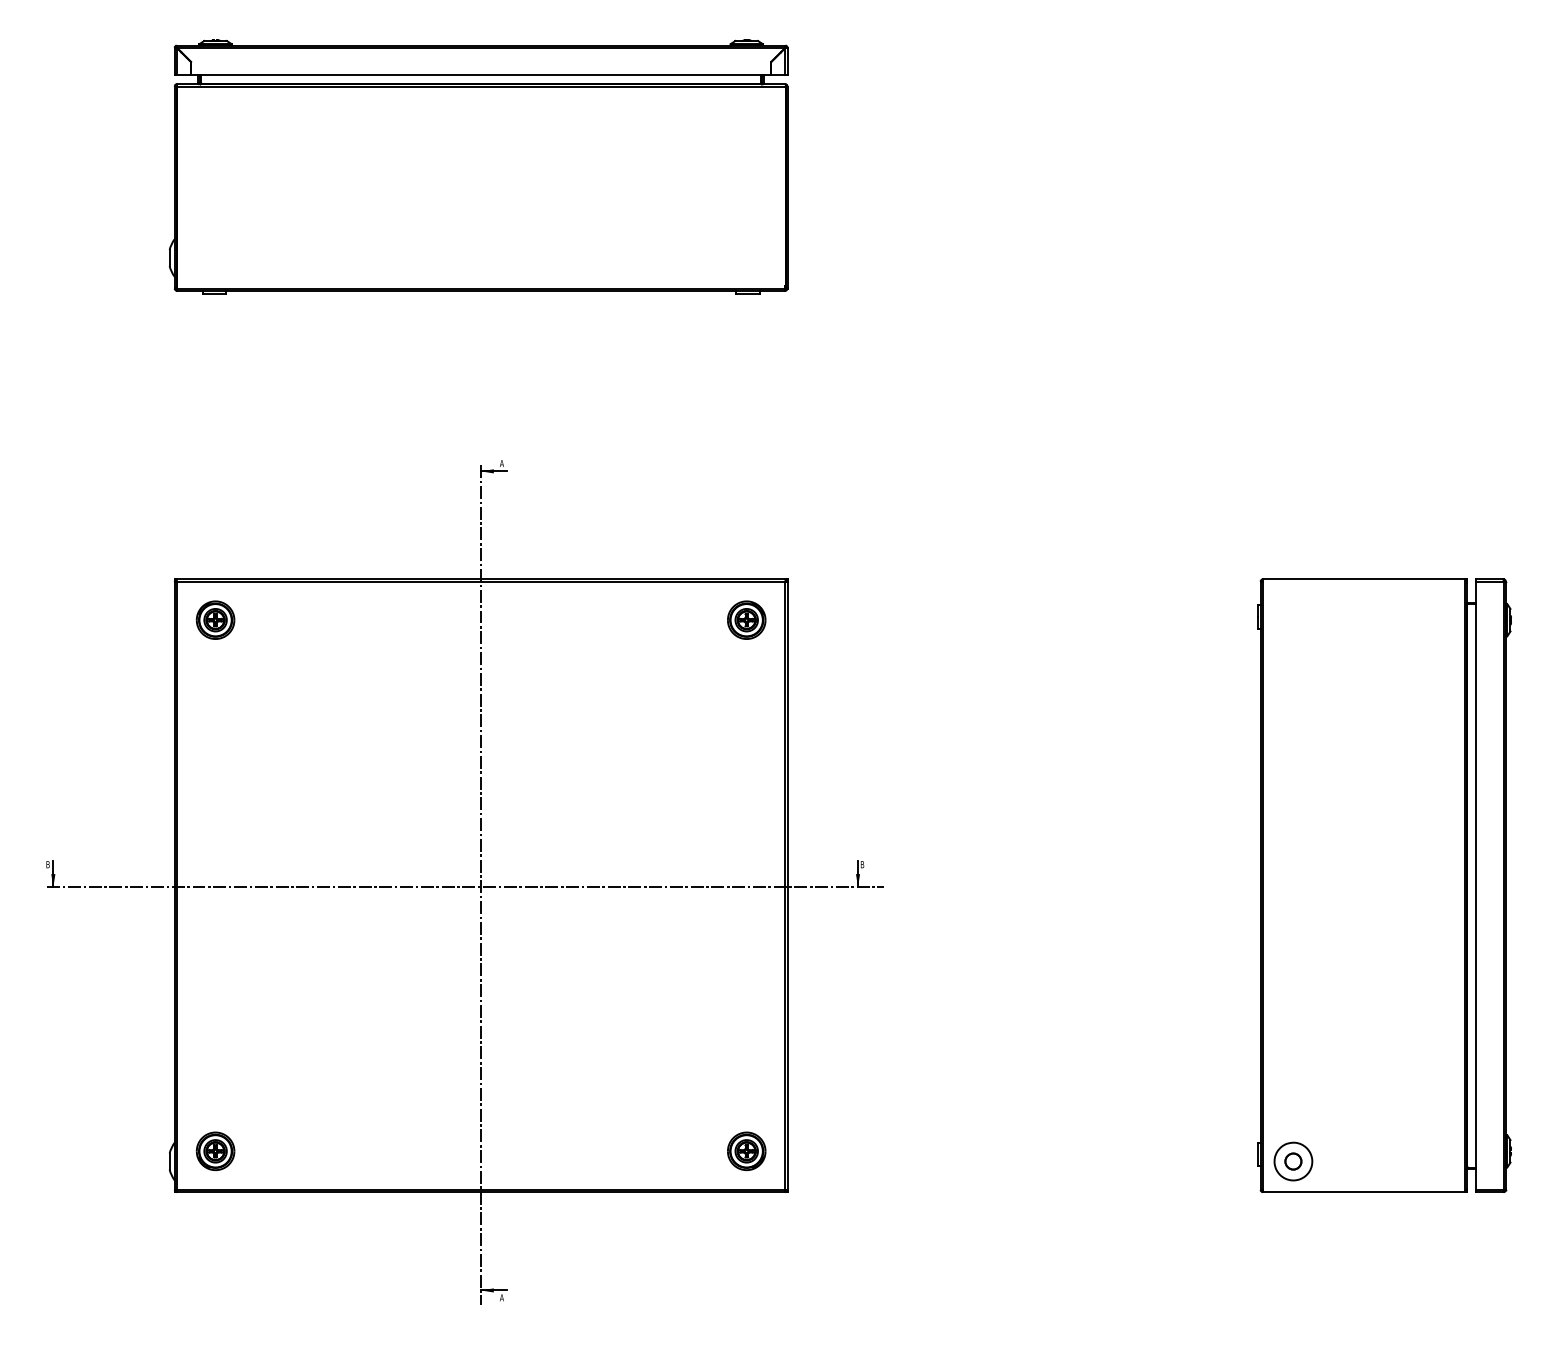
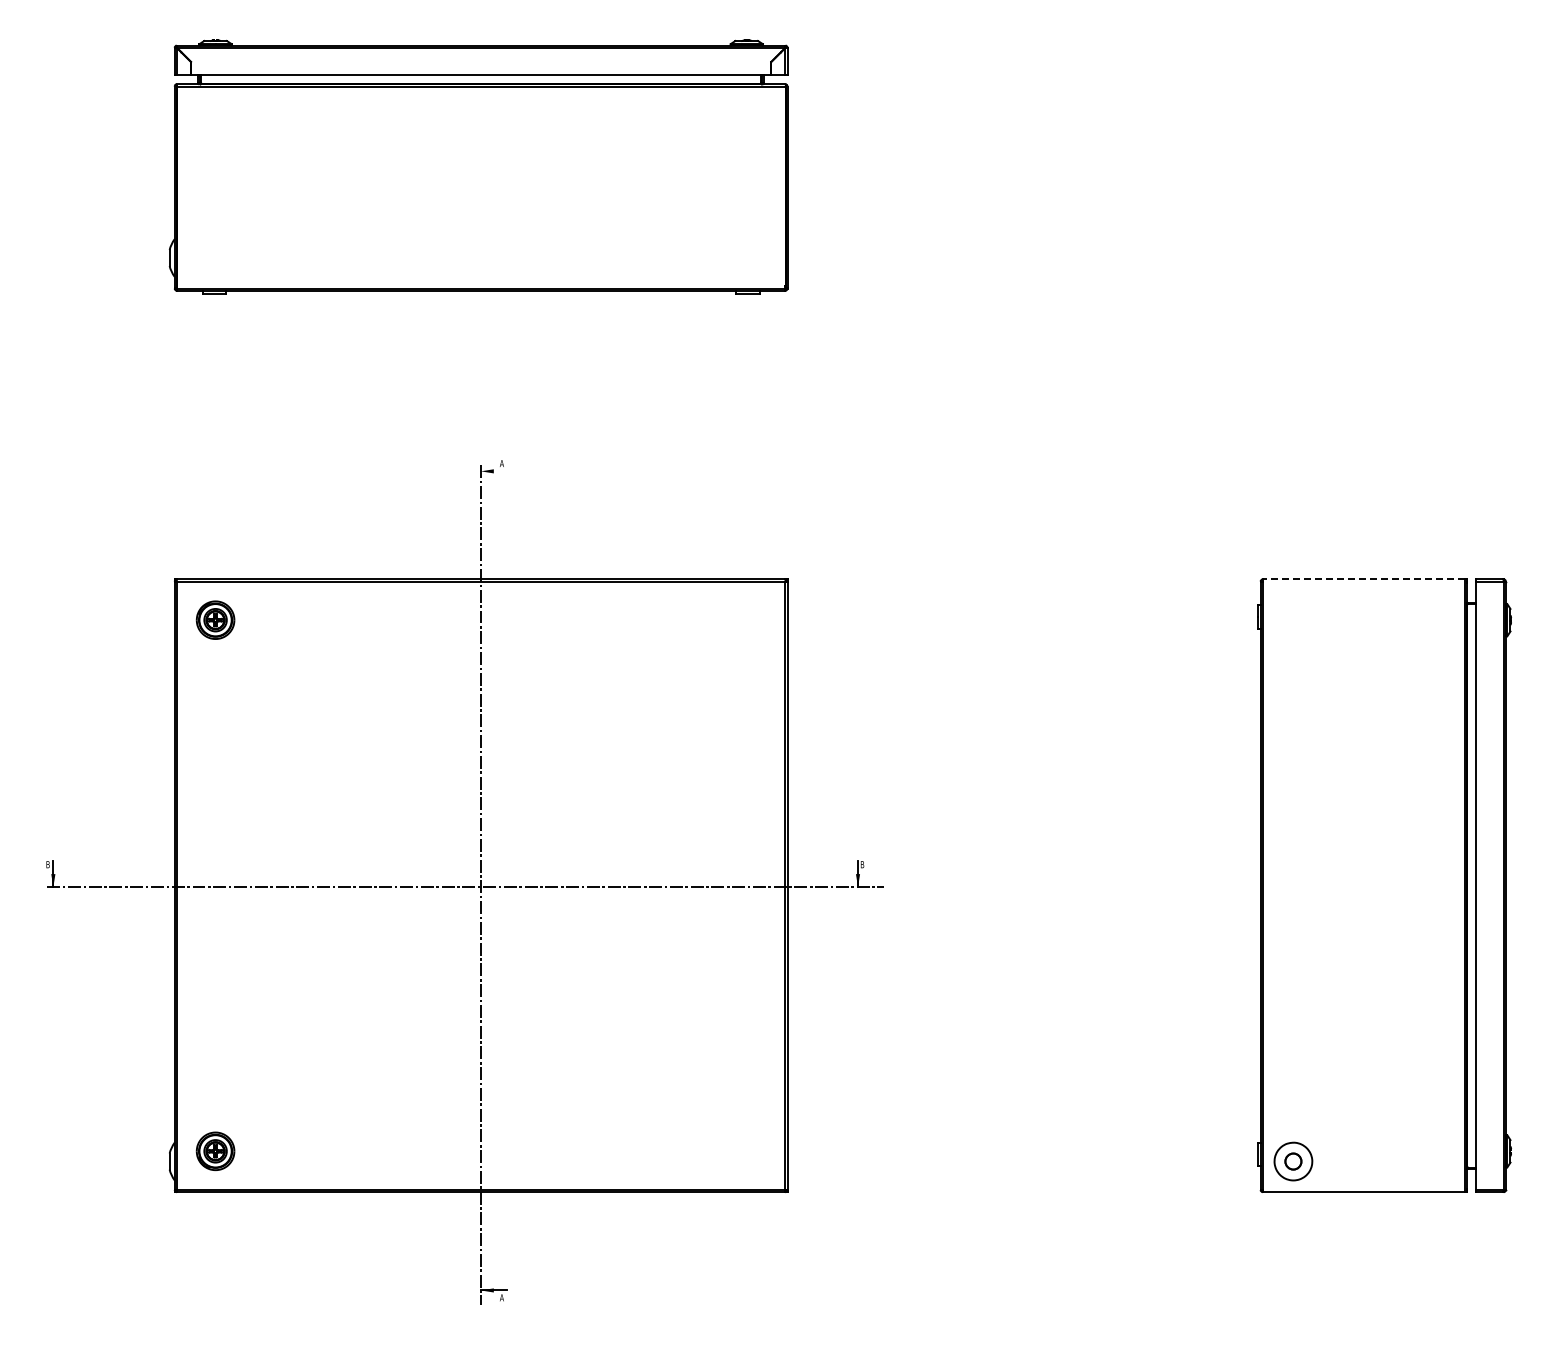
line: present -> none (493, 471)
line: solid -> dashed (1364, 579)
part: present -> none (746, 619)
part: present -> none (746, 1150)
